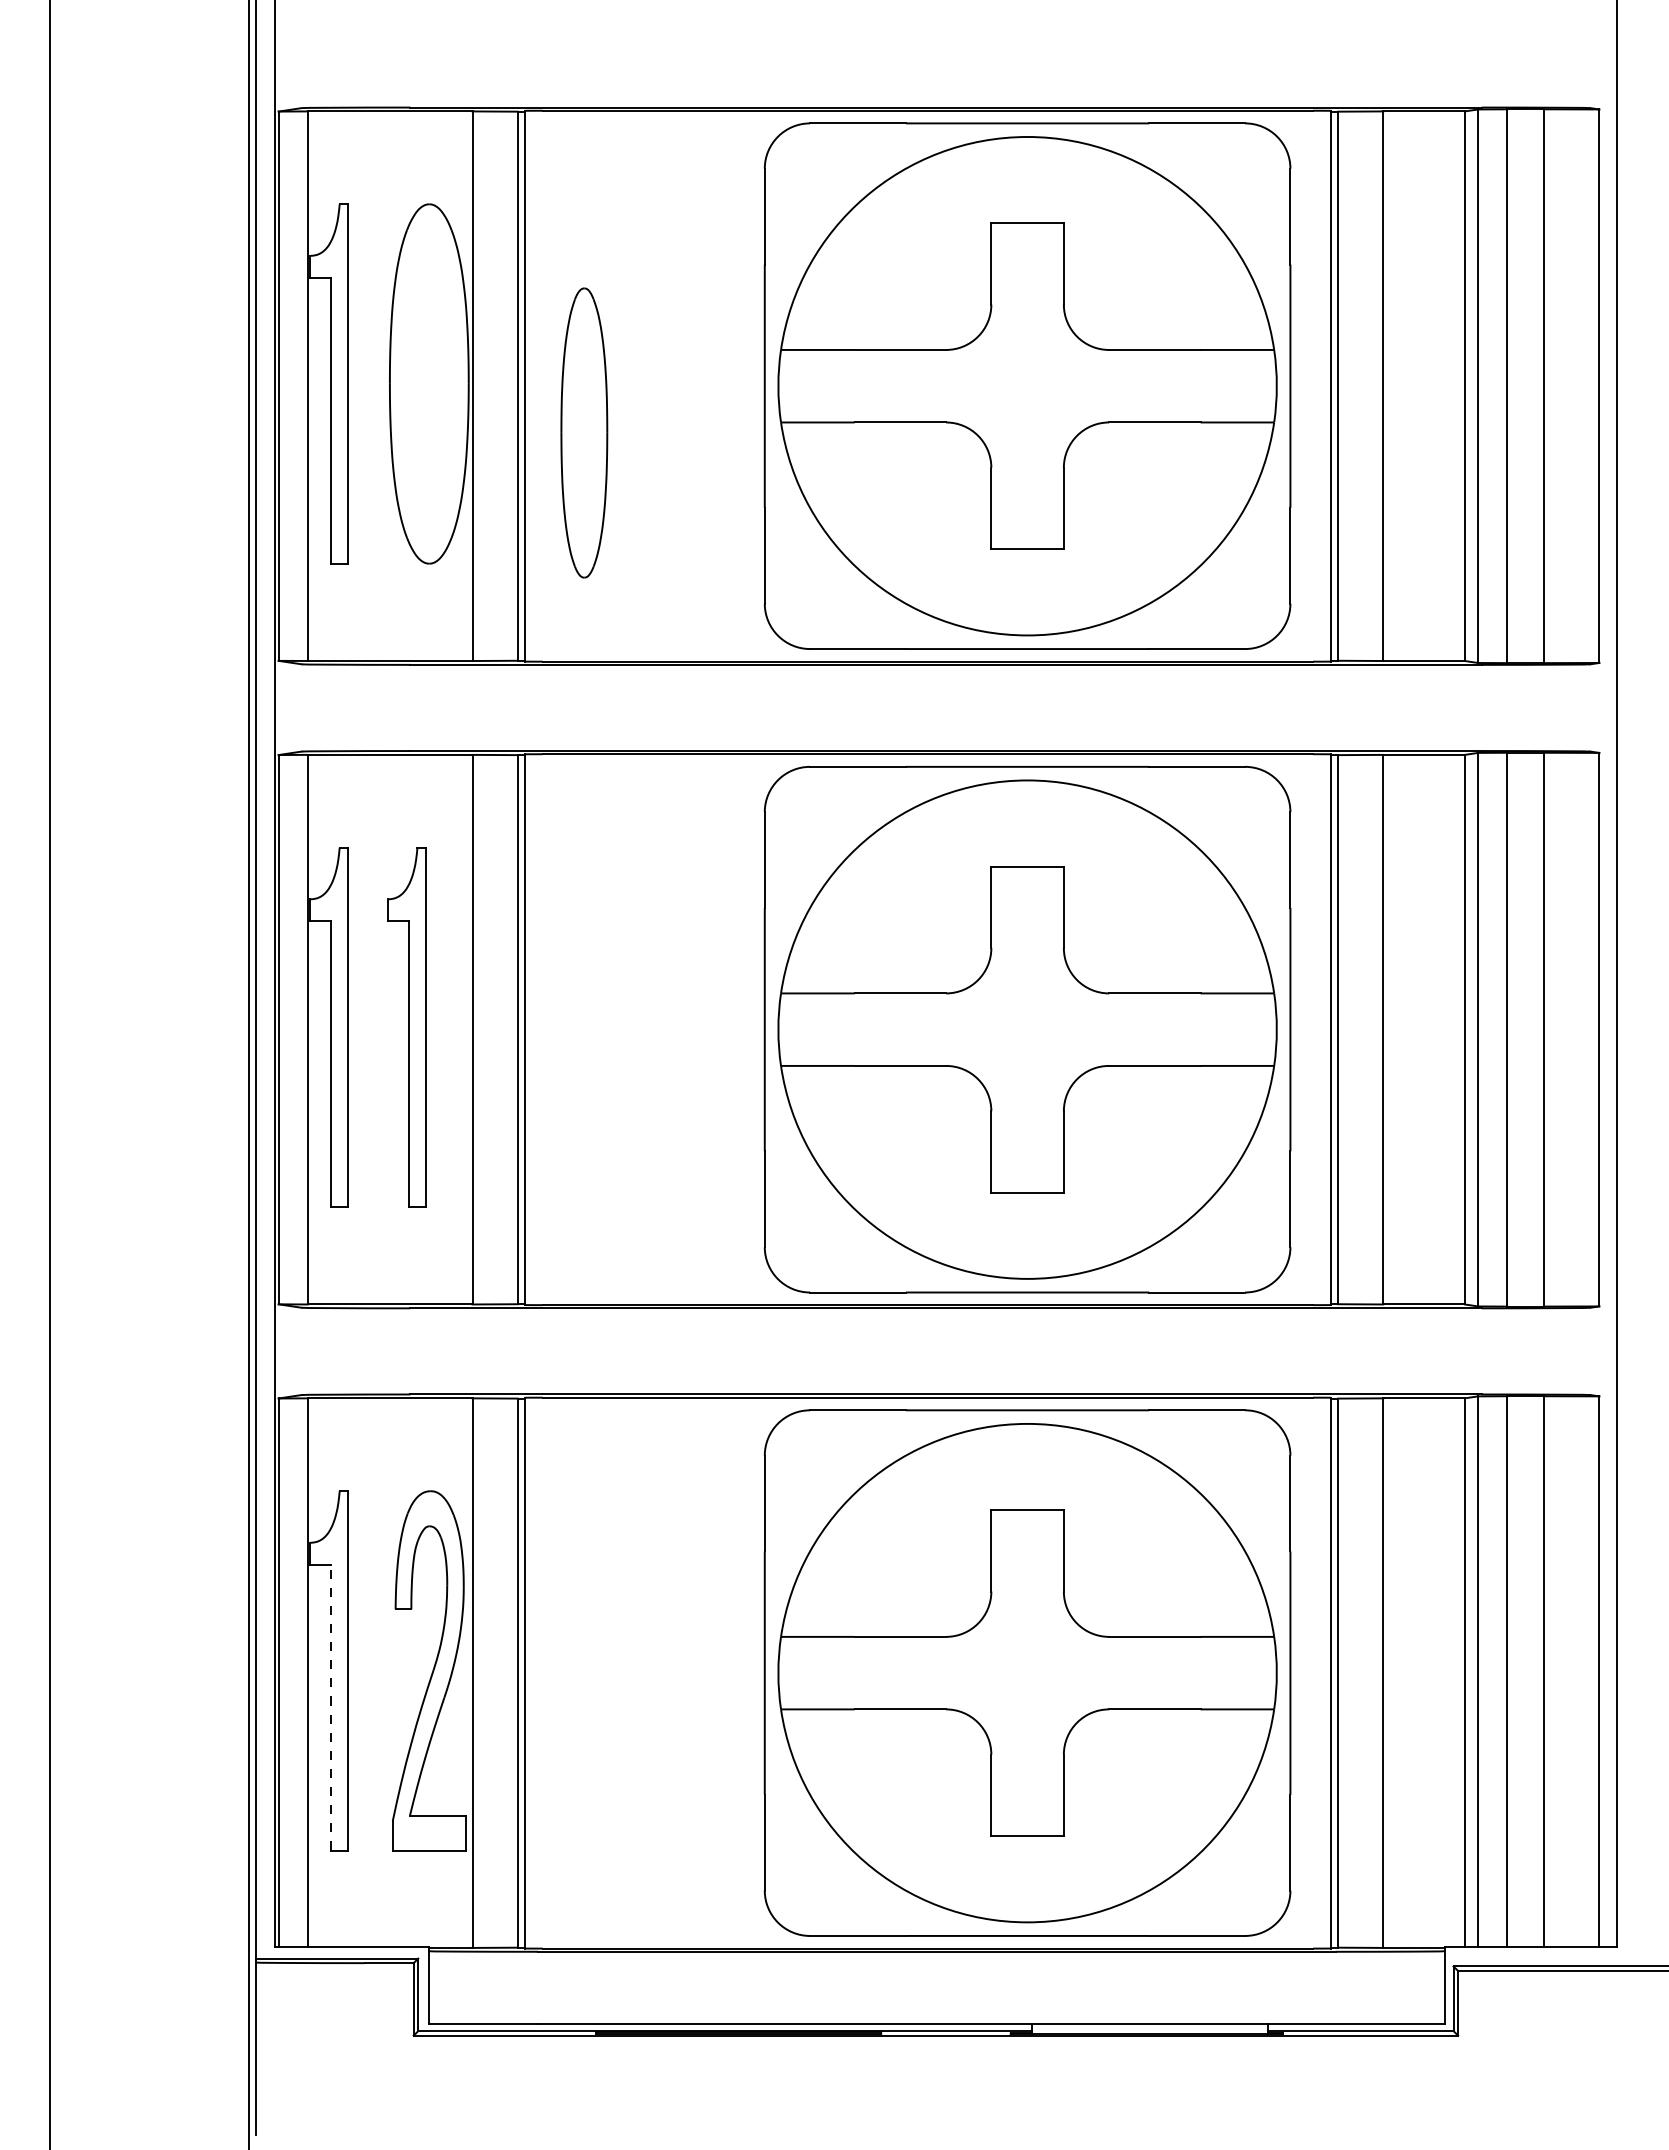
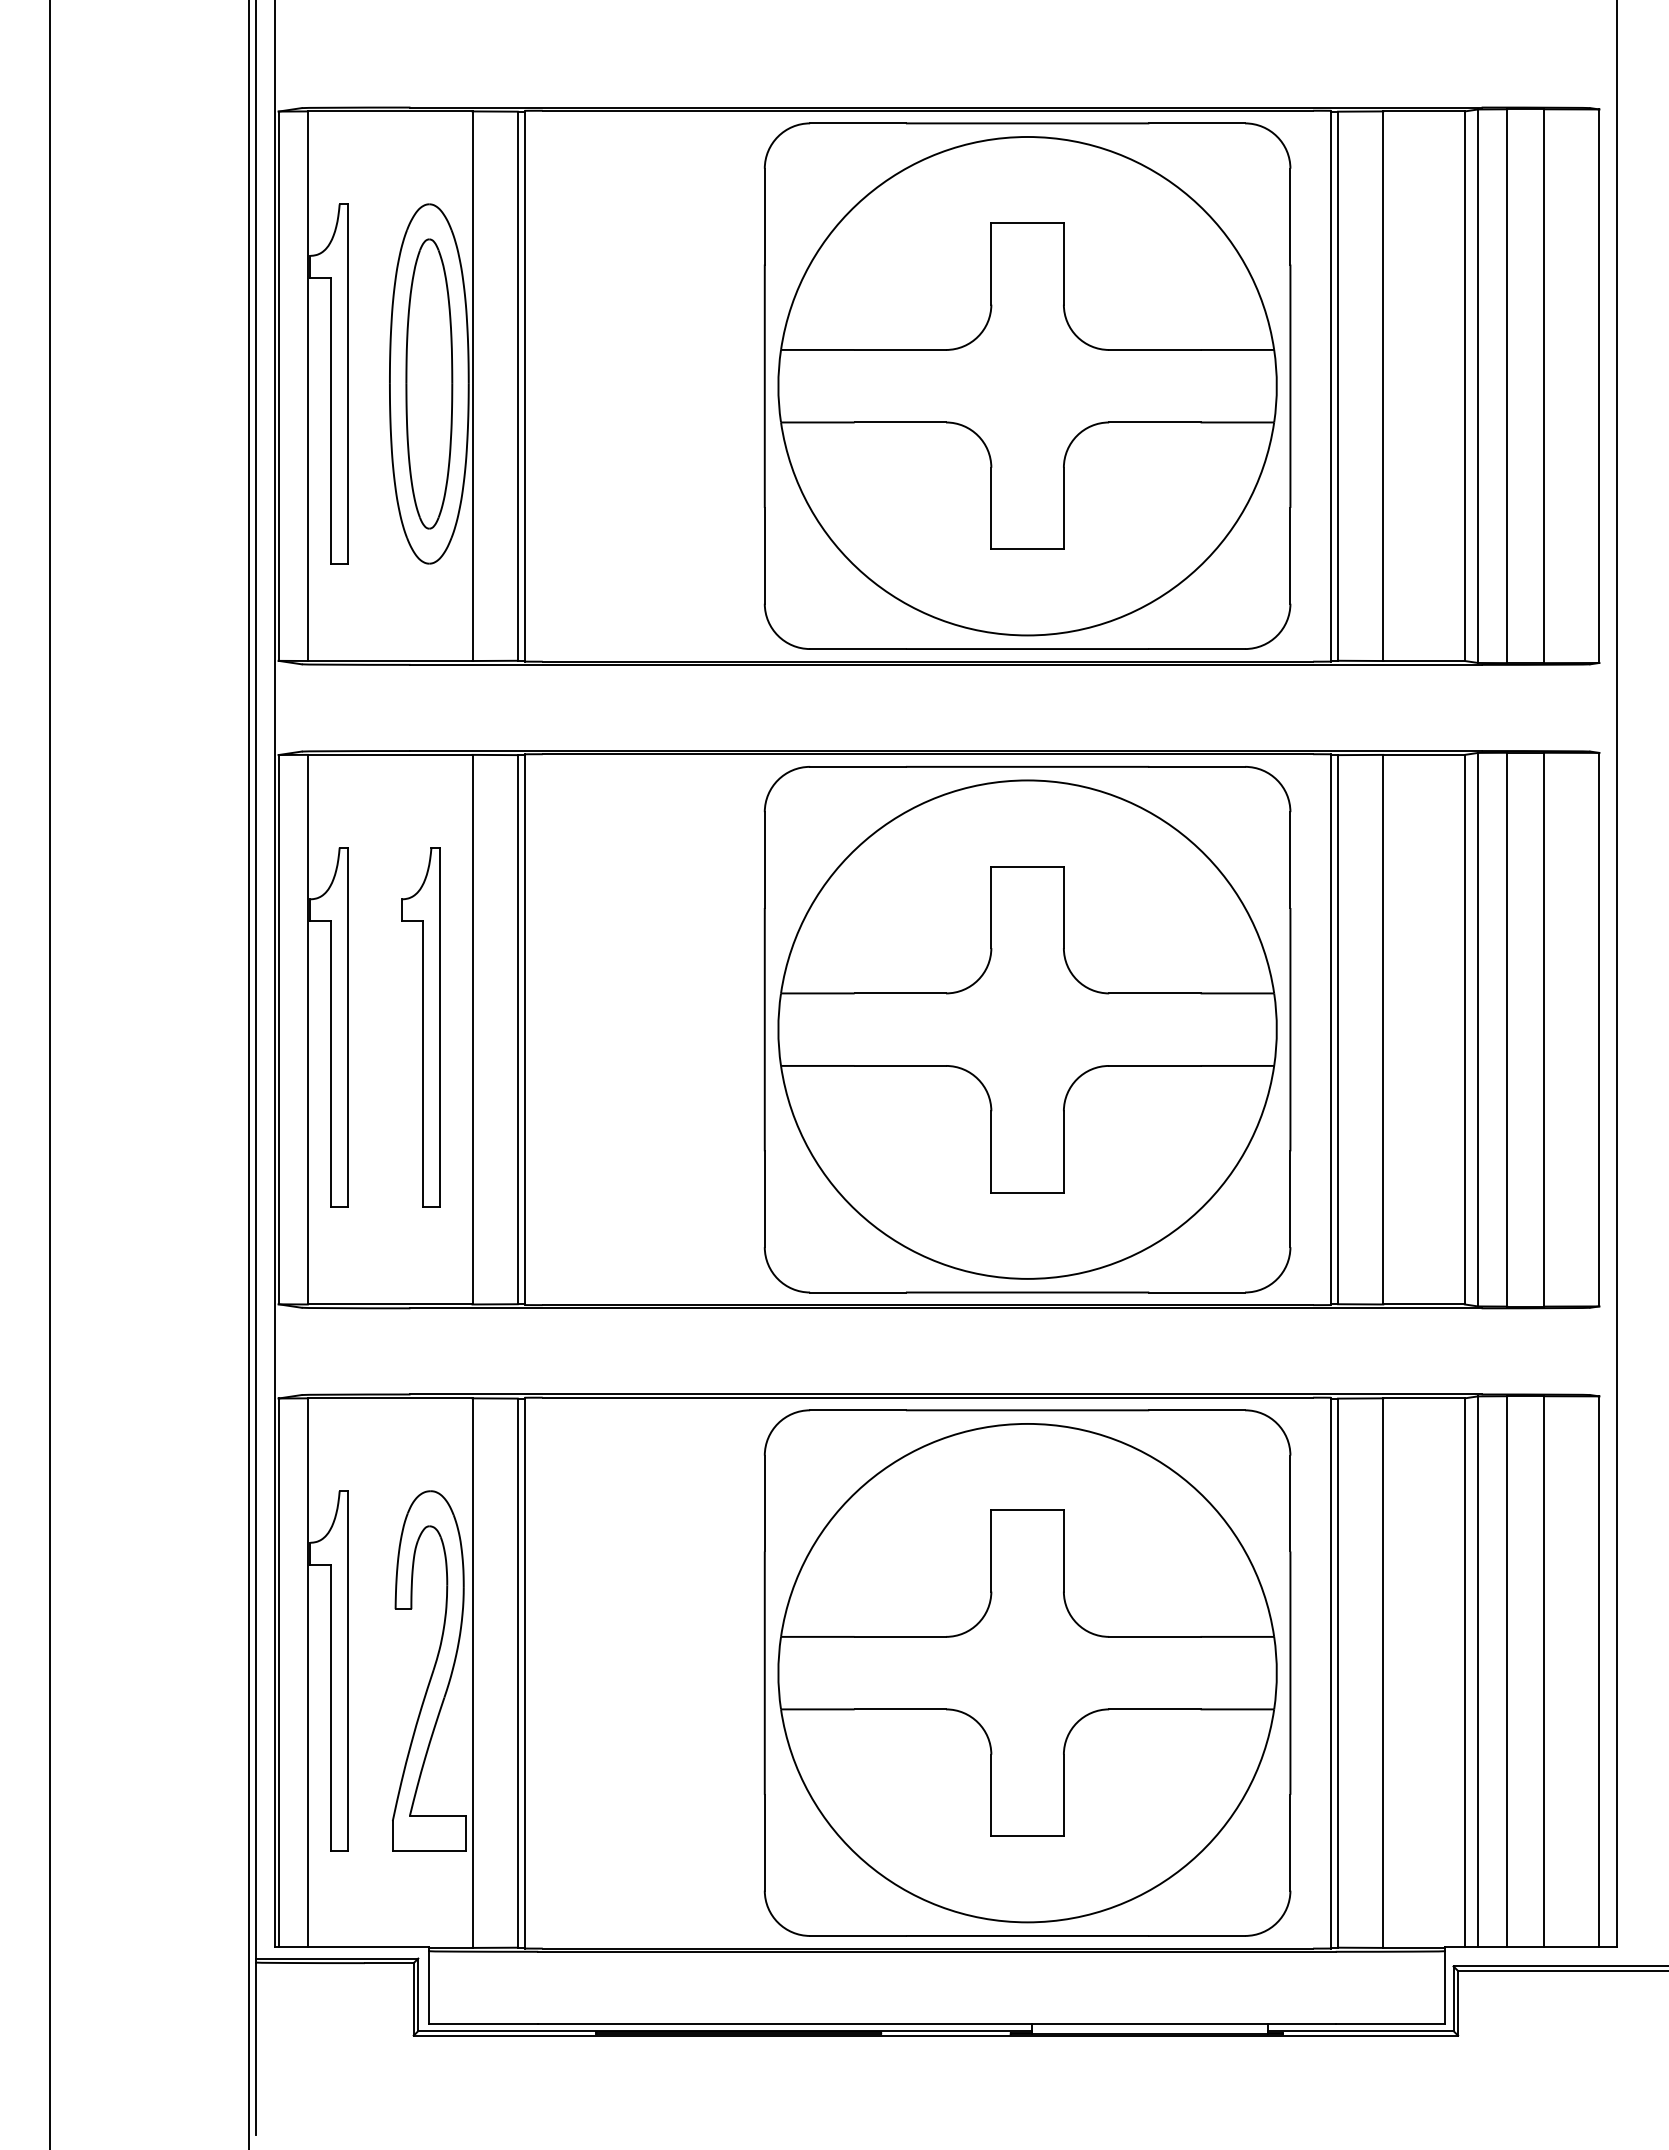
part position: (584, 432) -> (429, 383) (429, 383)
part position: (406, 1027) -> (420, 1027) (420, 1027)
line: dashed -> solid (331, 1707)
